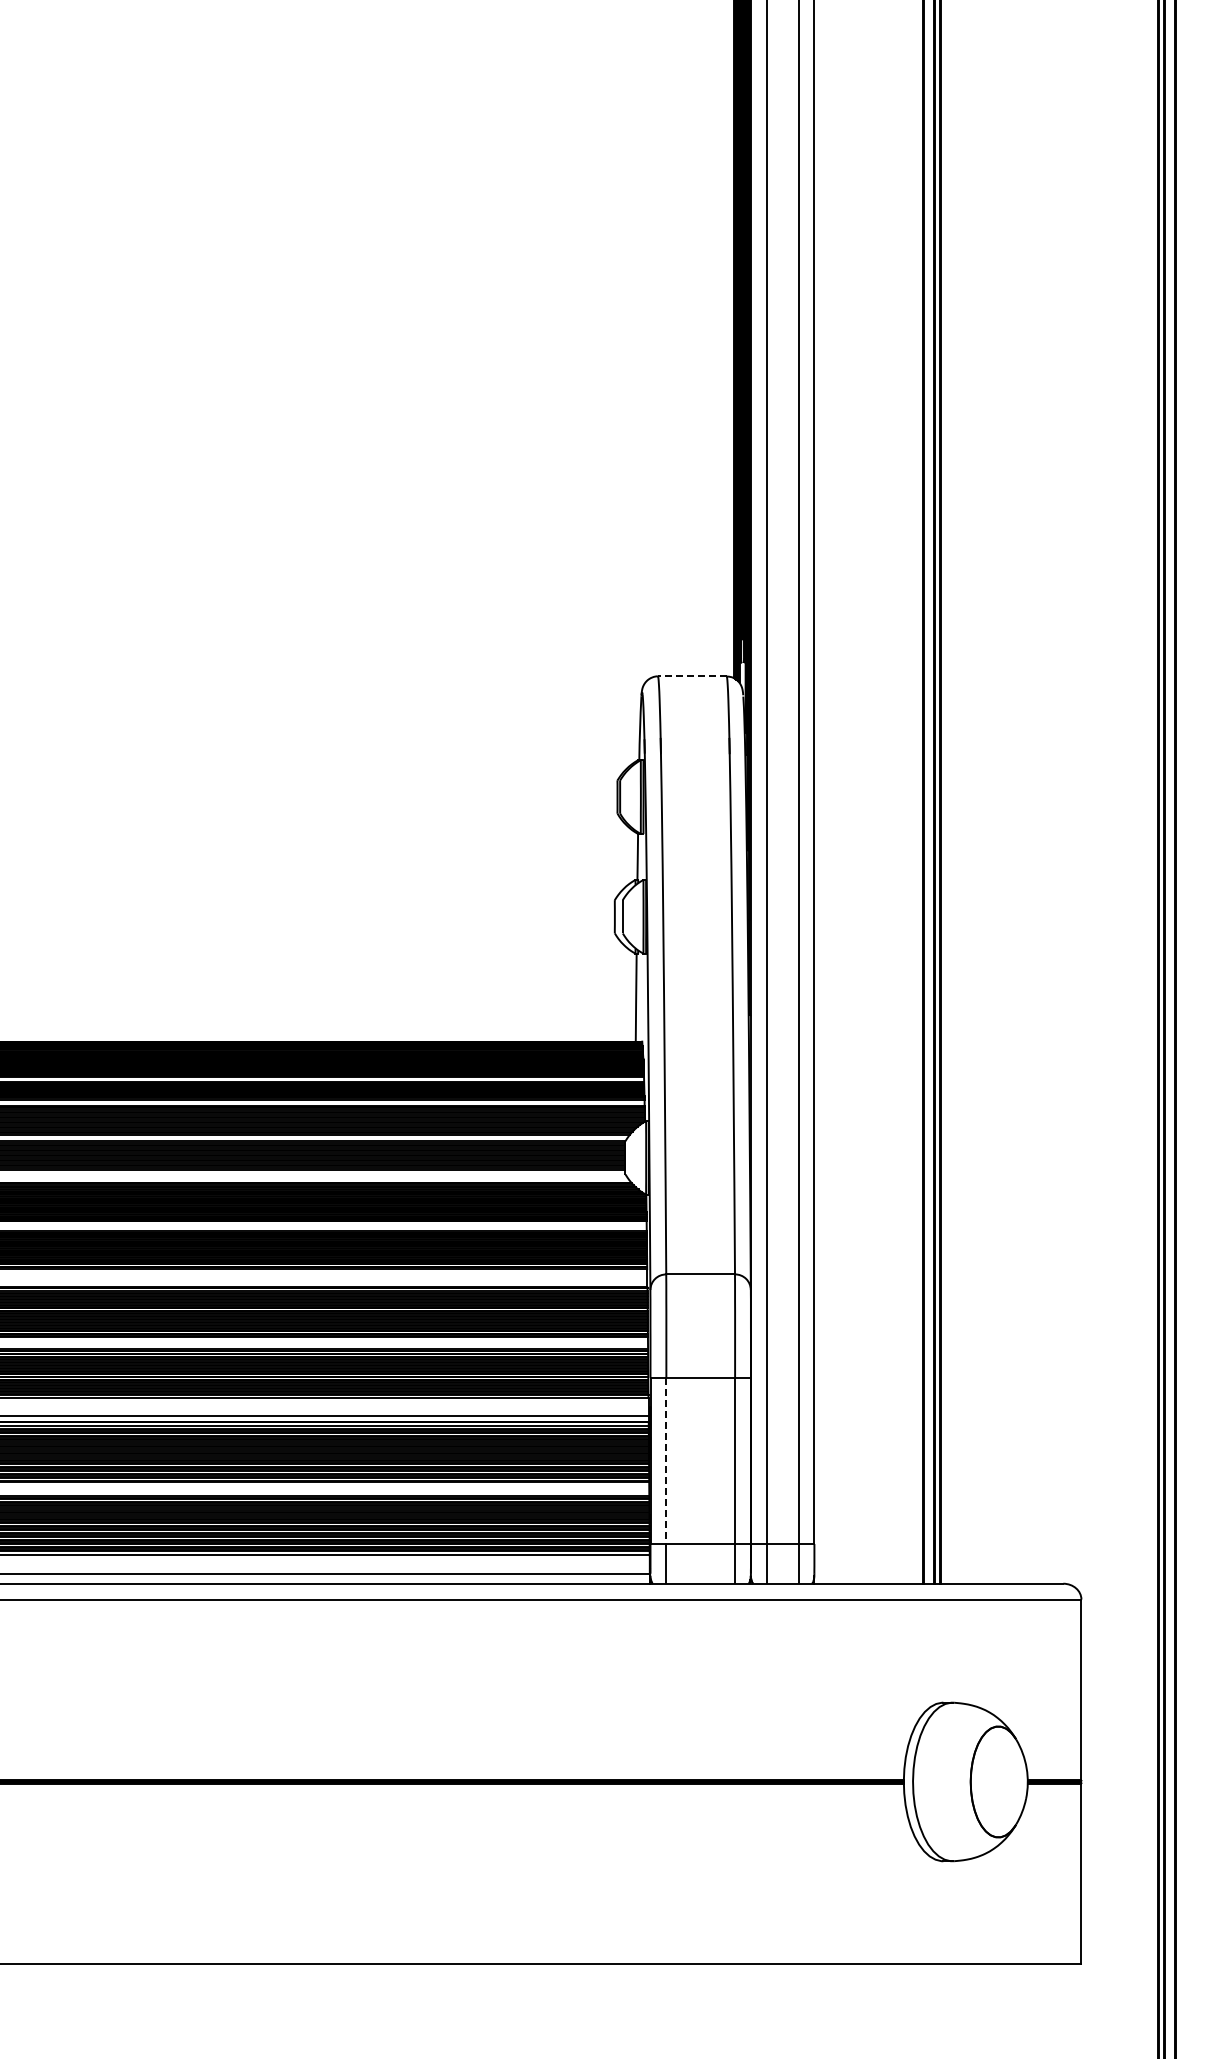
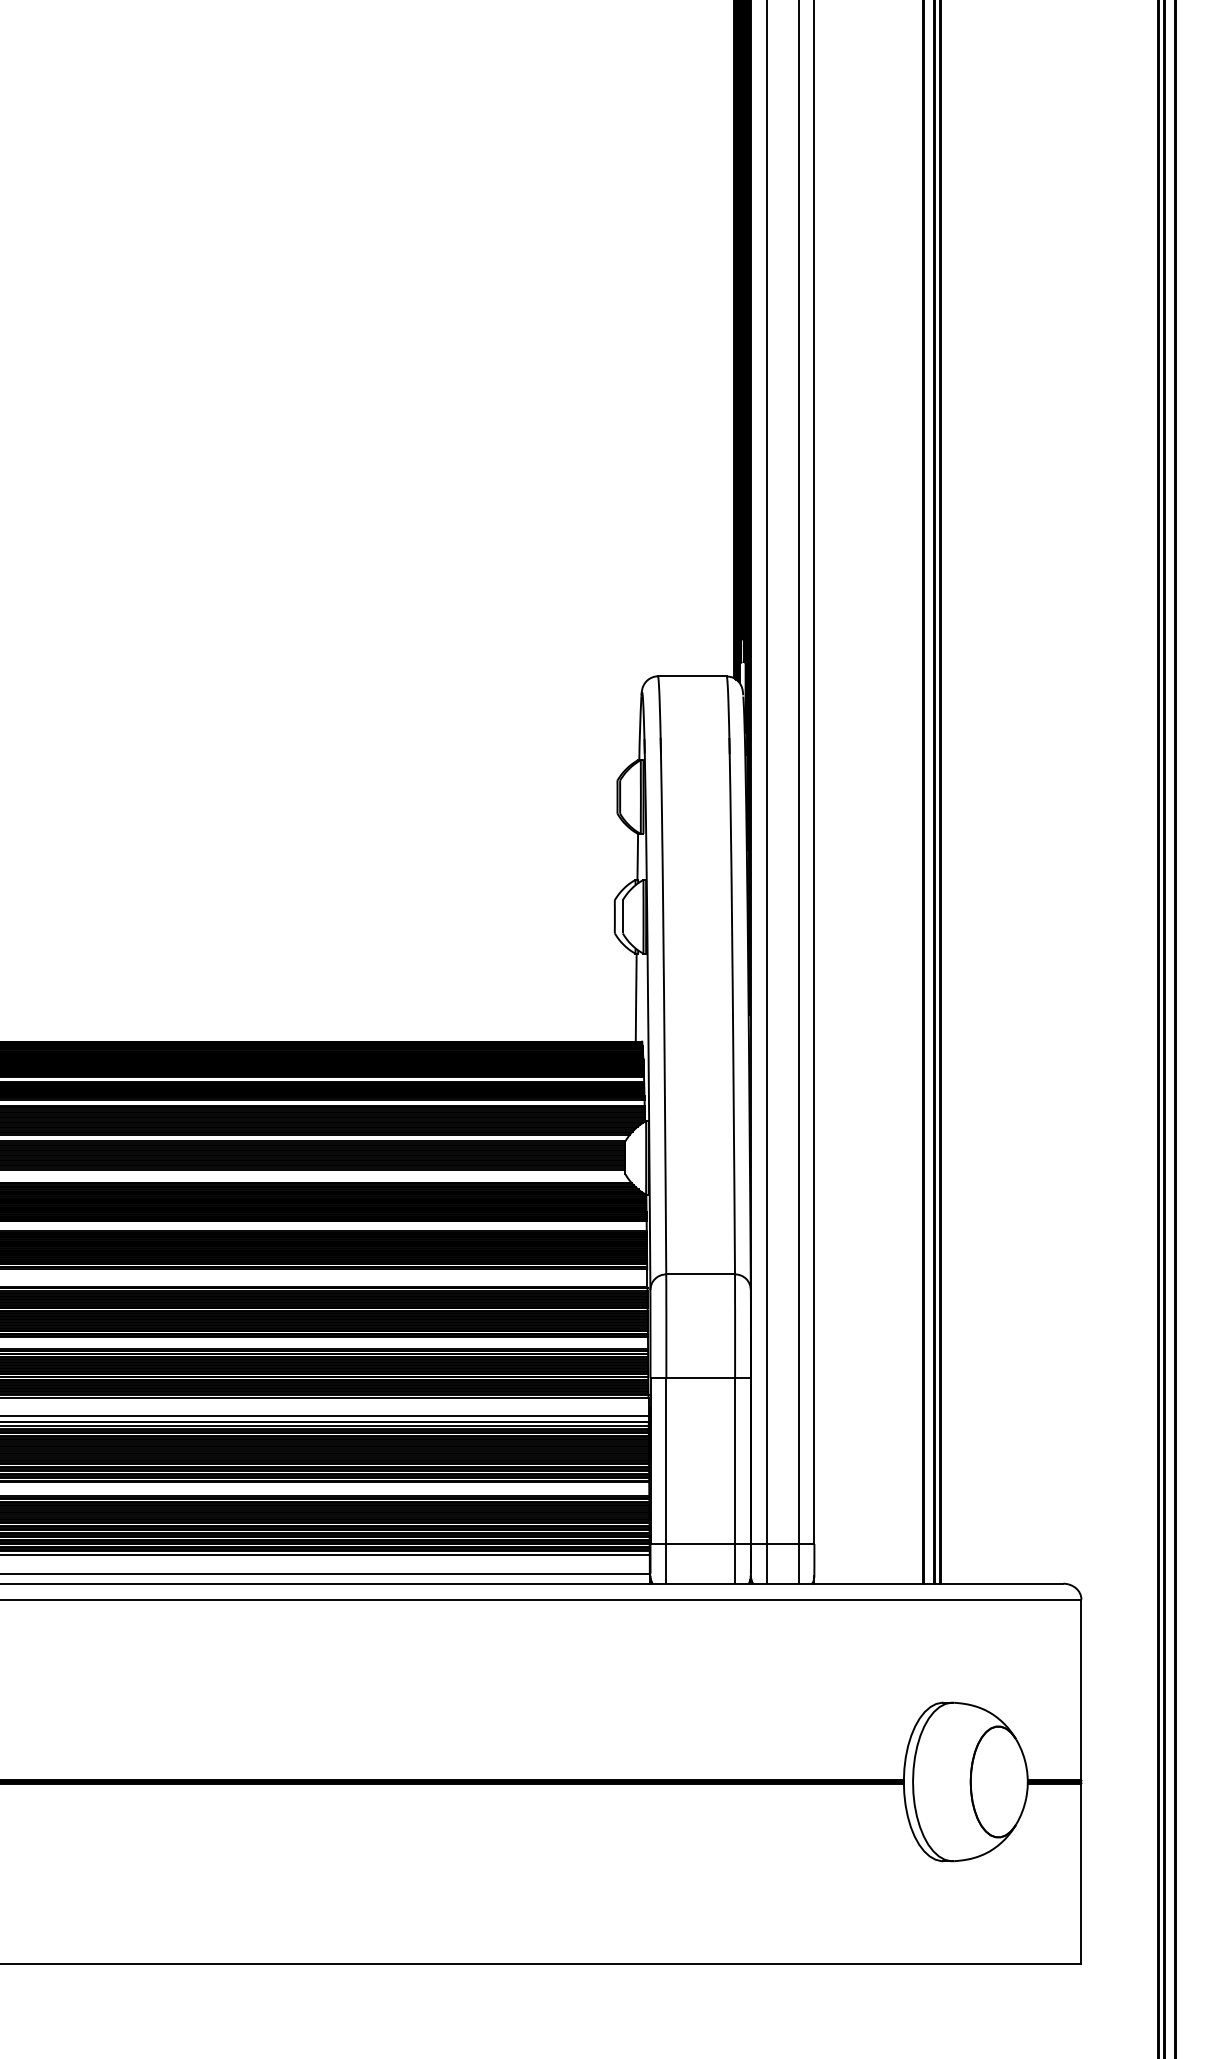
line: dashed -> solid (691, 676)
line: dashed -> solid (666, 1461)
